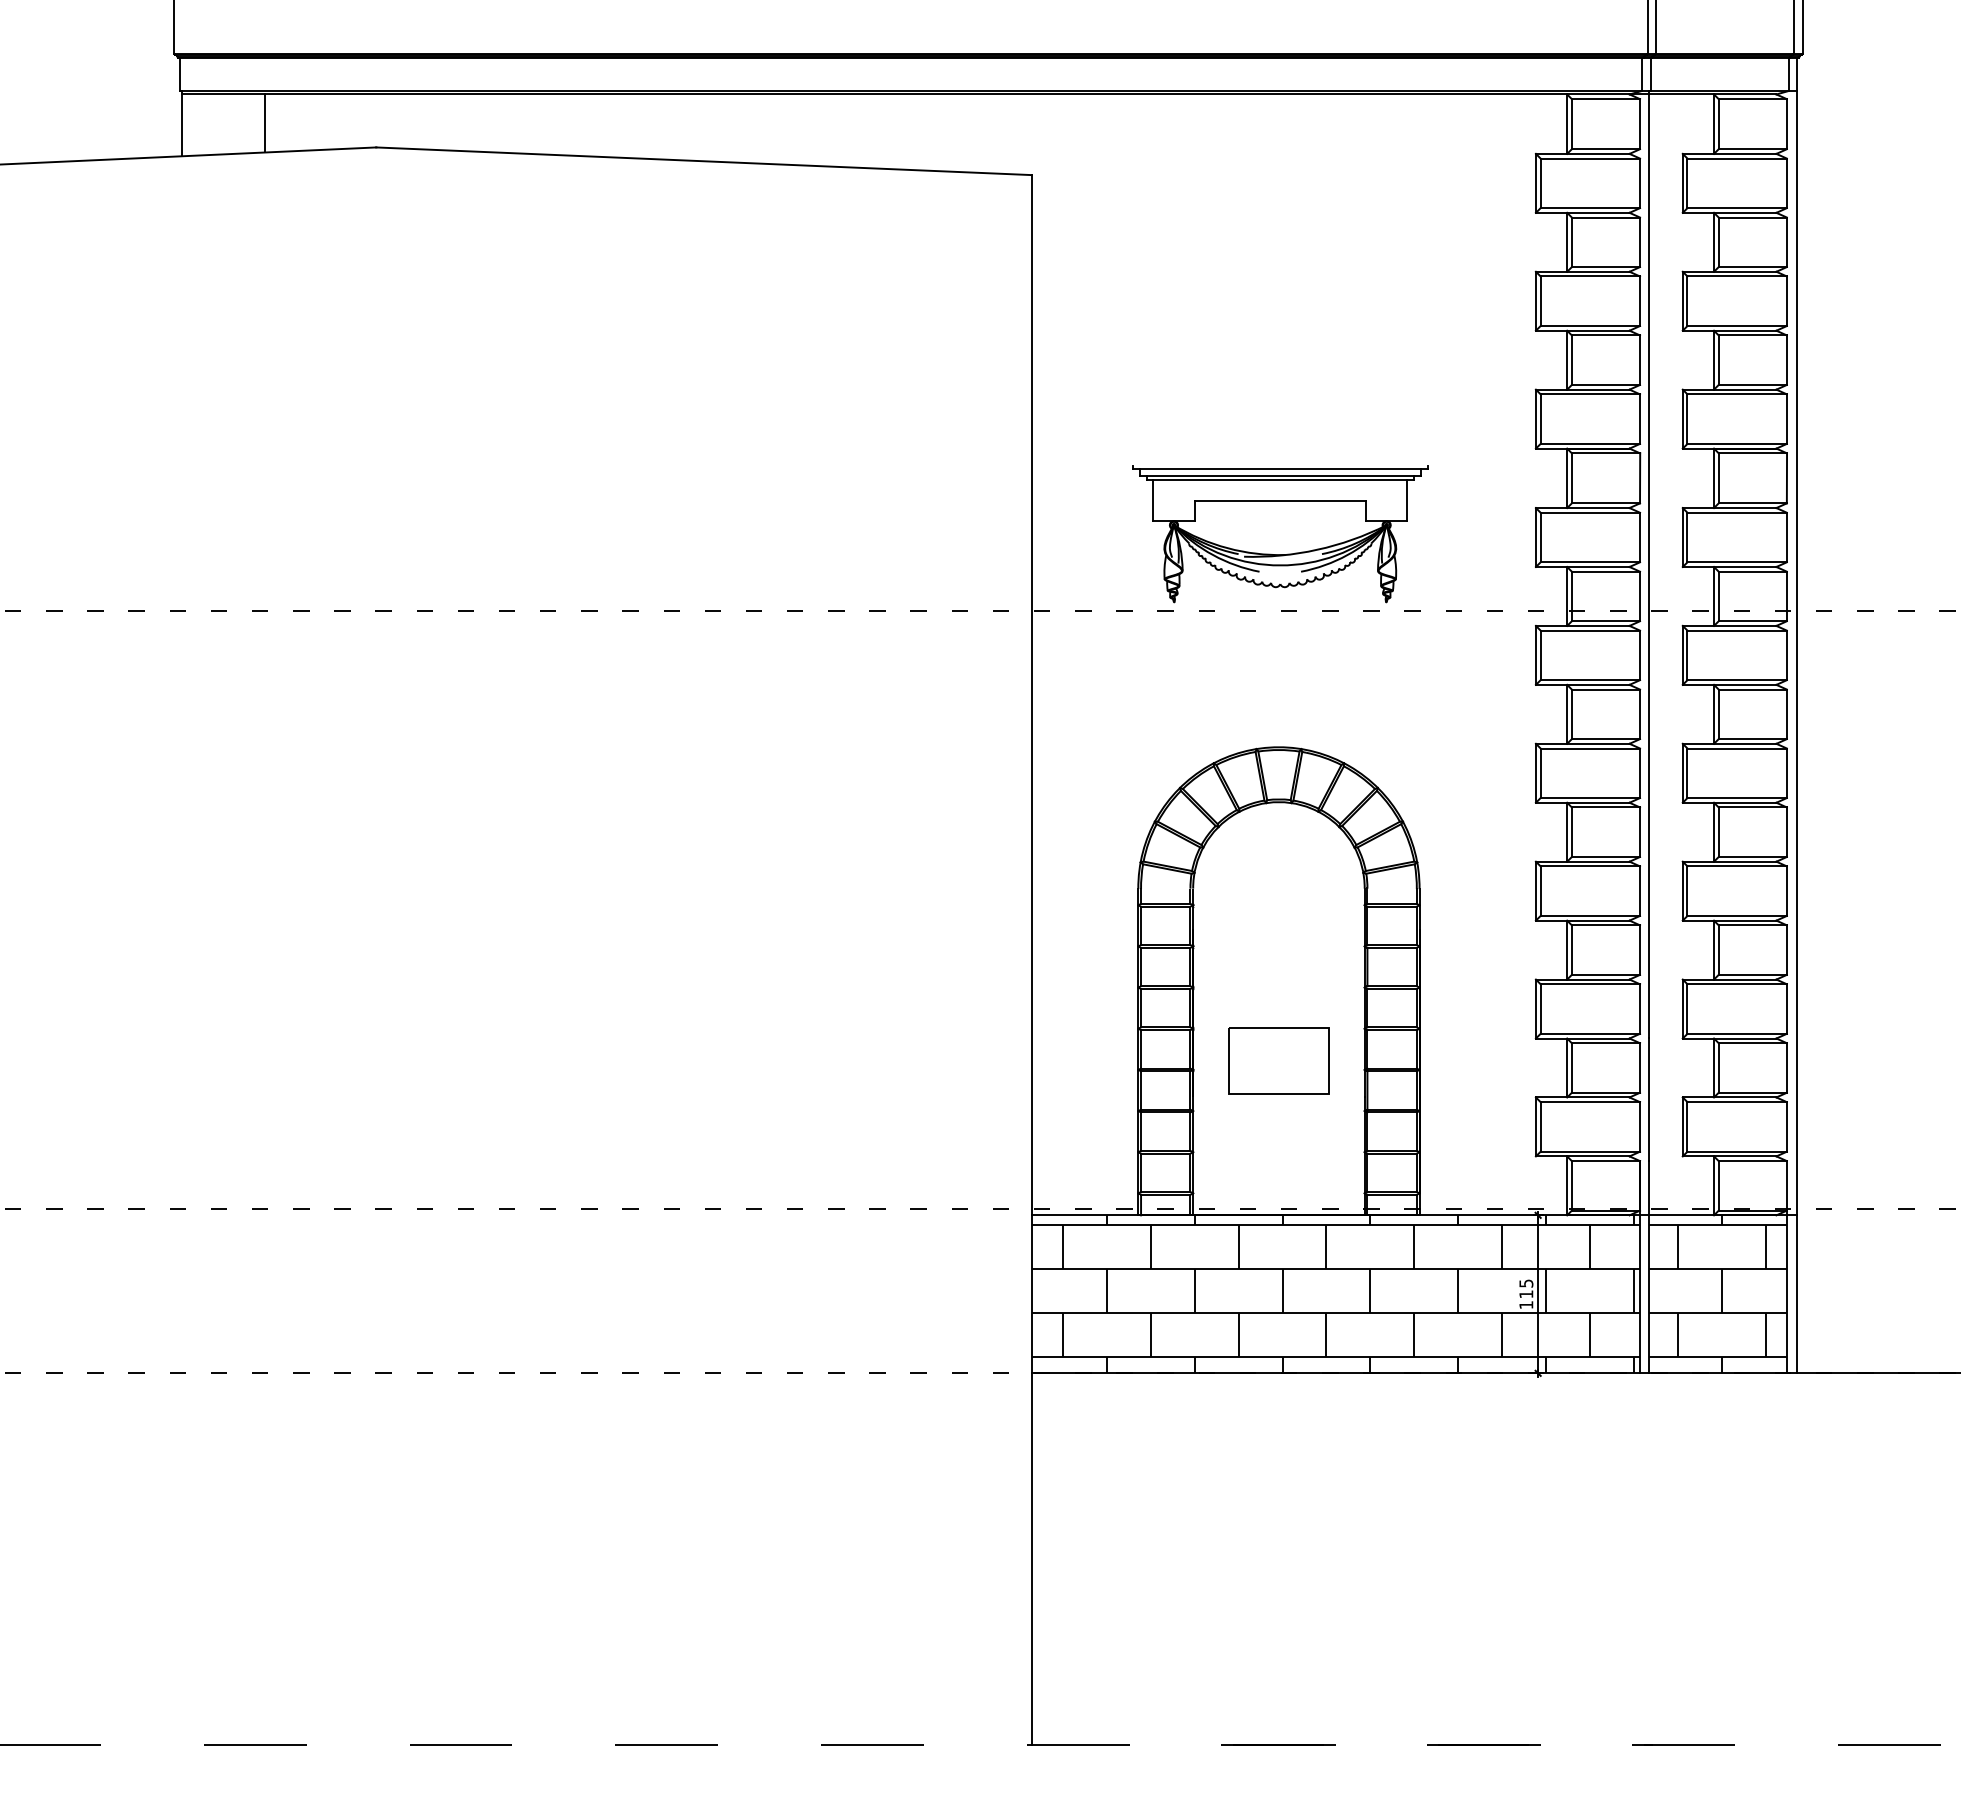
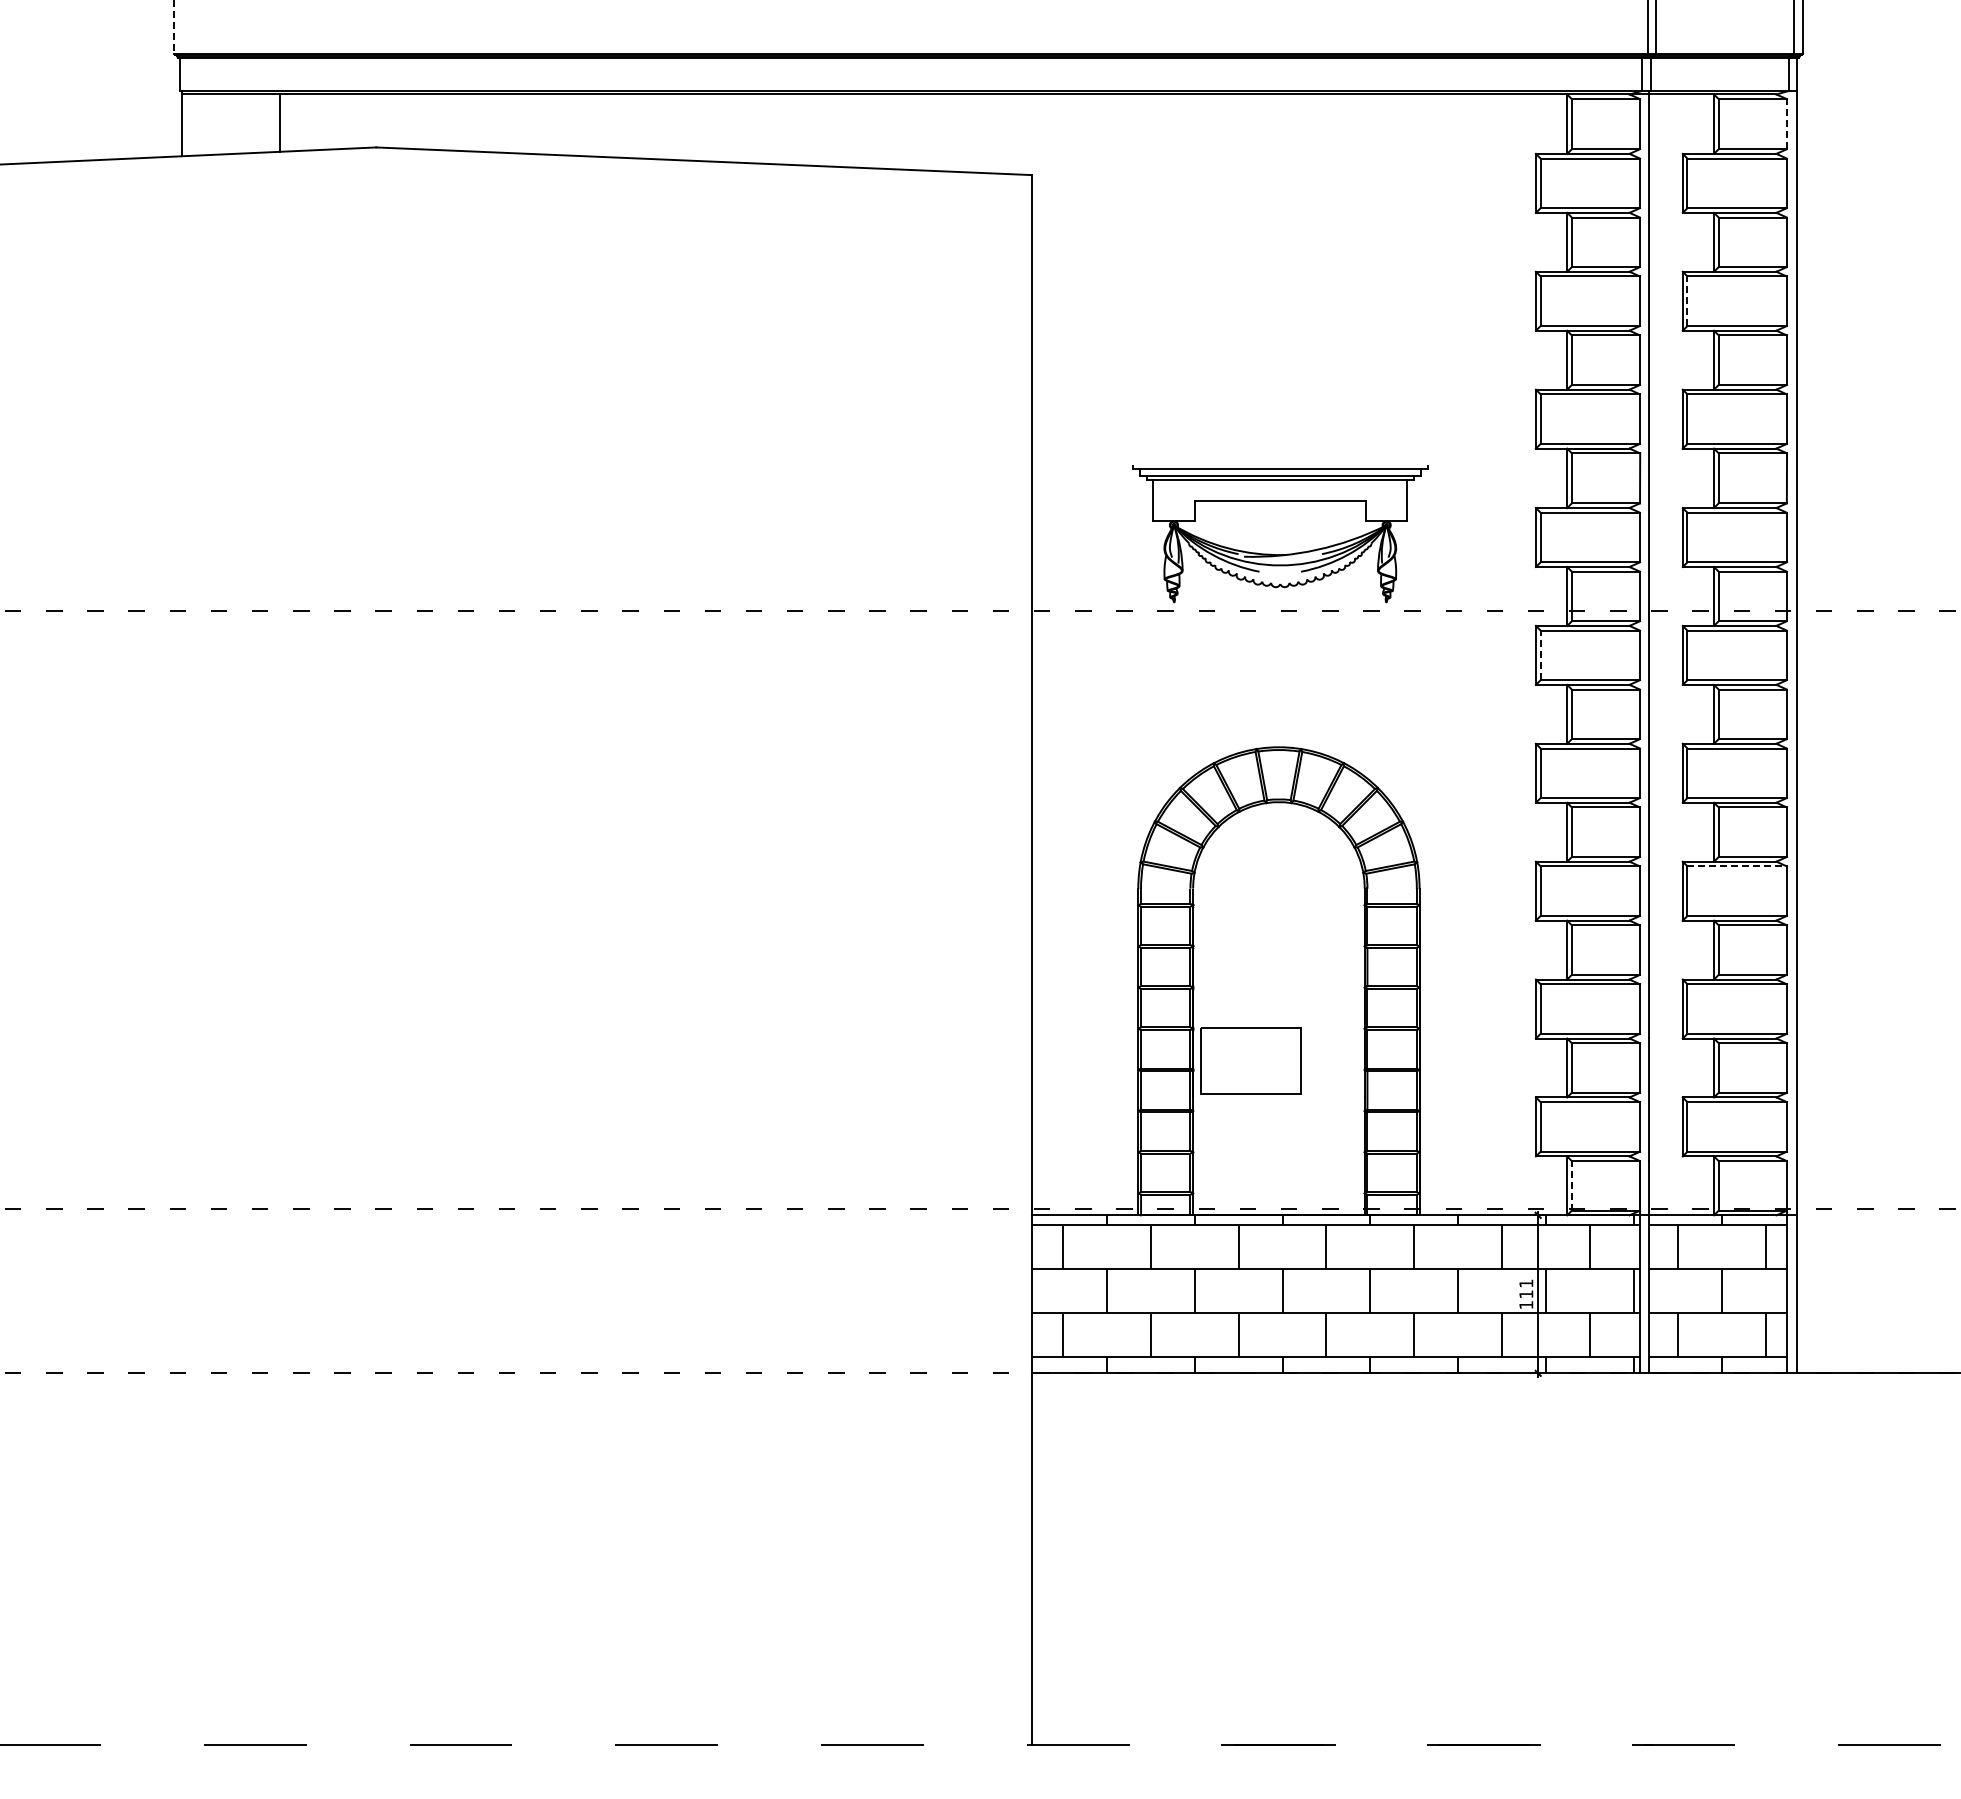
line: solid -> dashed (173, 27)
line position: (265, 123) -> (280, 123) (280, 123)
line: solid -> dashed (1786, 123)
line: solid -> dashed (1687, 301)
line: solid -> dashed (1540, 655)
line: solid -> dashed (1737, 866)
part position: (1278, 1060) -> (1250, 1060) (1250, 1060)
line: solid -> dashed (1571, 1185)
text: 115 -> 111 (1526, 1283)
